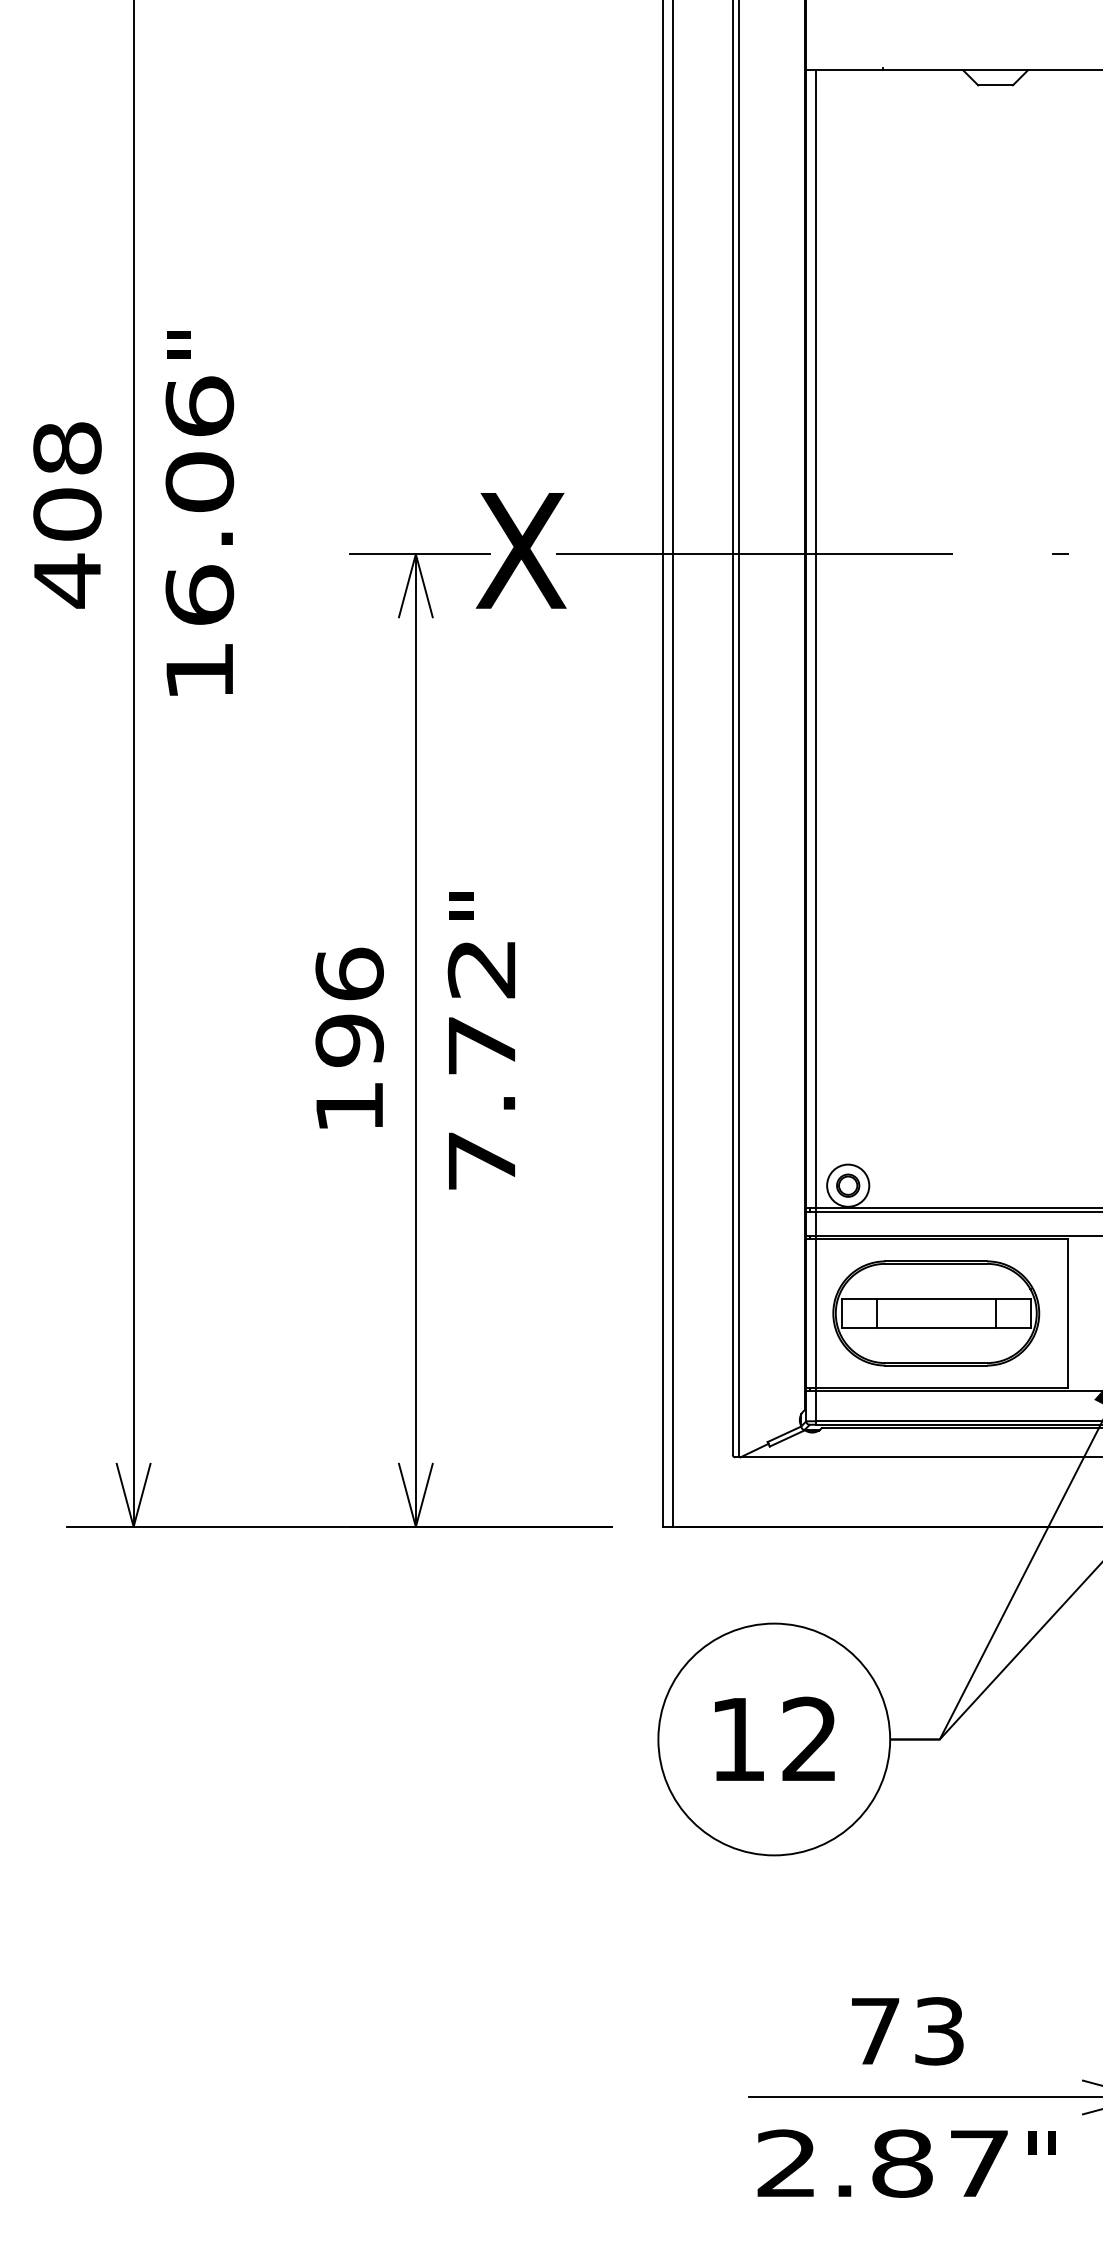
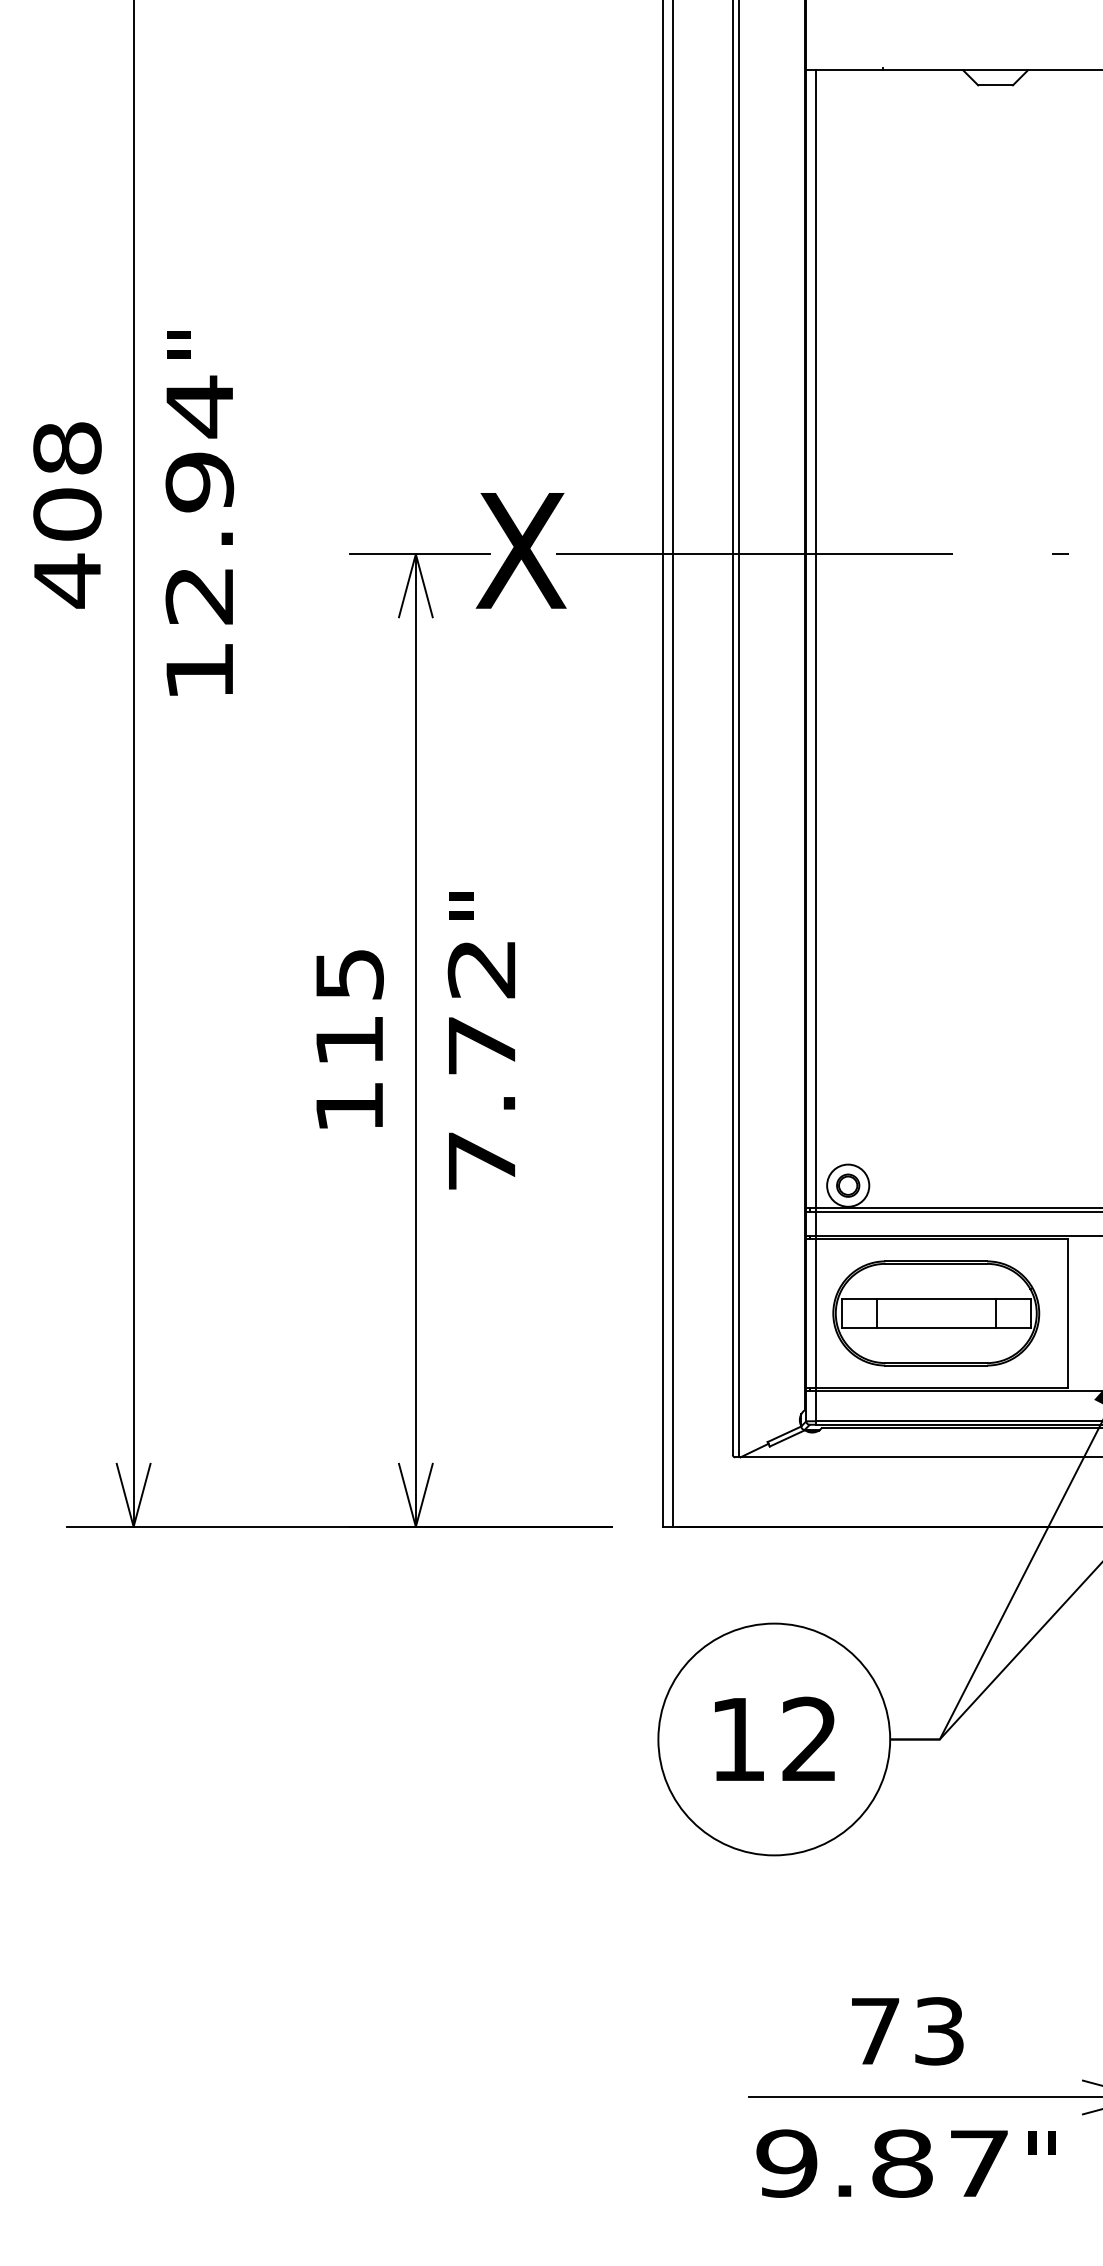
text: 16.06 -> 12.94 (199, 499)
text: 196 -> 115 (349, 1006)
text: 2.87 -> 9.87 (786, 2163)
